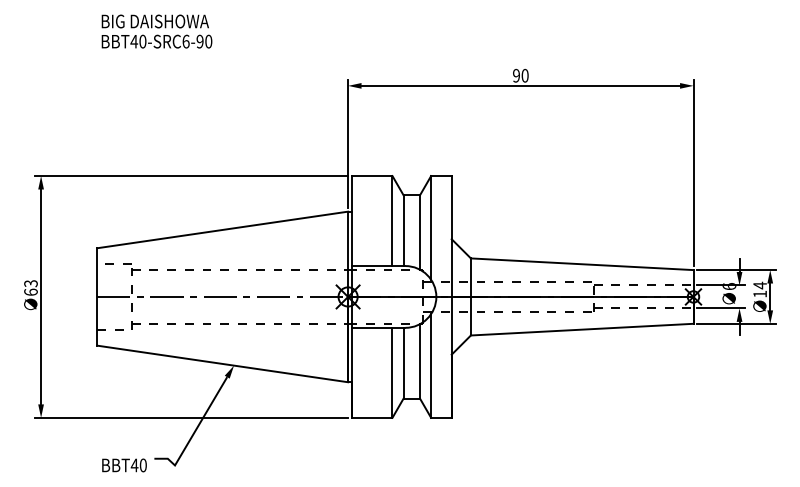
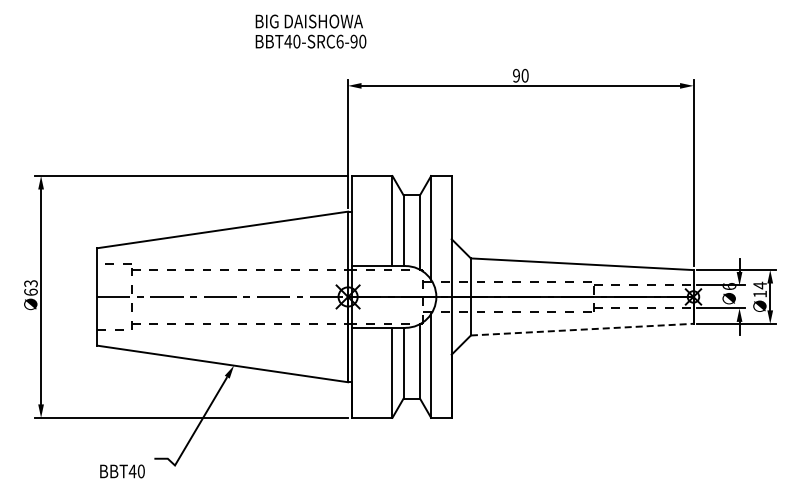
text position: (156, 31) -> (310, 31) (310, 31)
line: solid -> dashed (582, 329)
text position: (124, 465) -> (122, 471) (122, 471)
